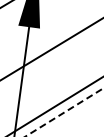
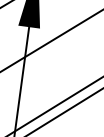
line position: (51, 49) -> (51, 40) (51, 40)
line: dashed -> solid (64, 112)
